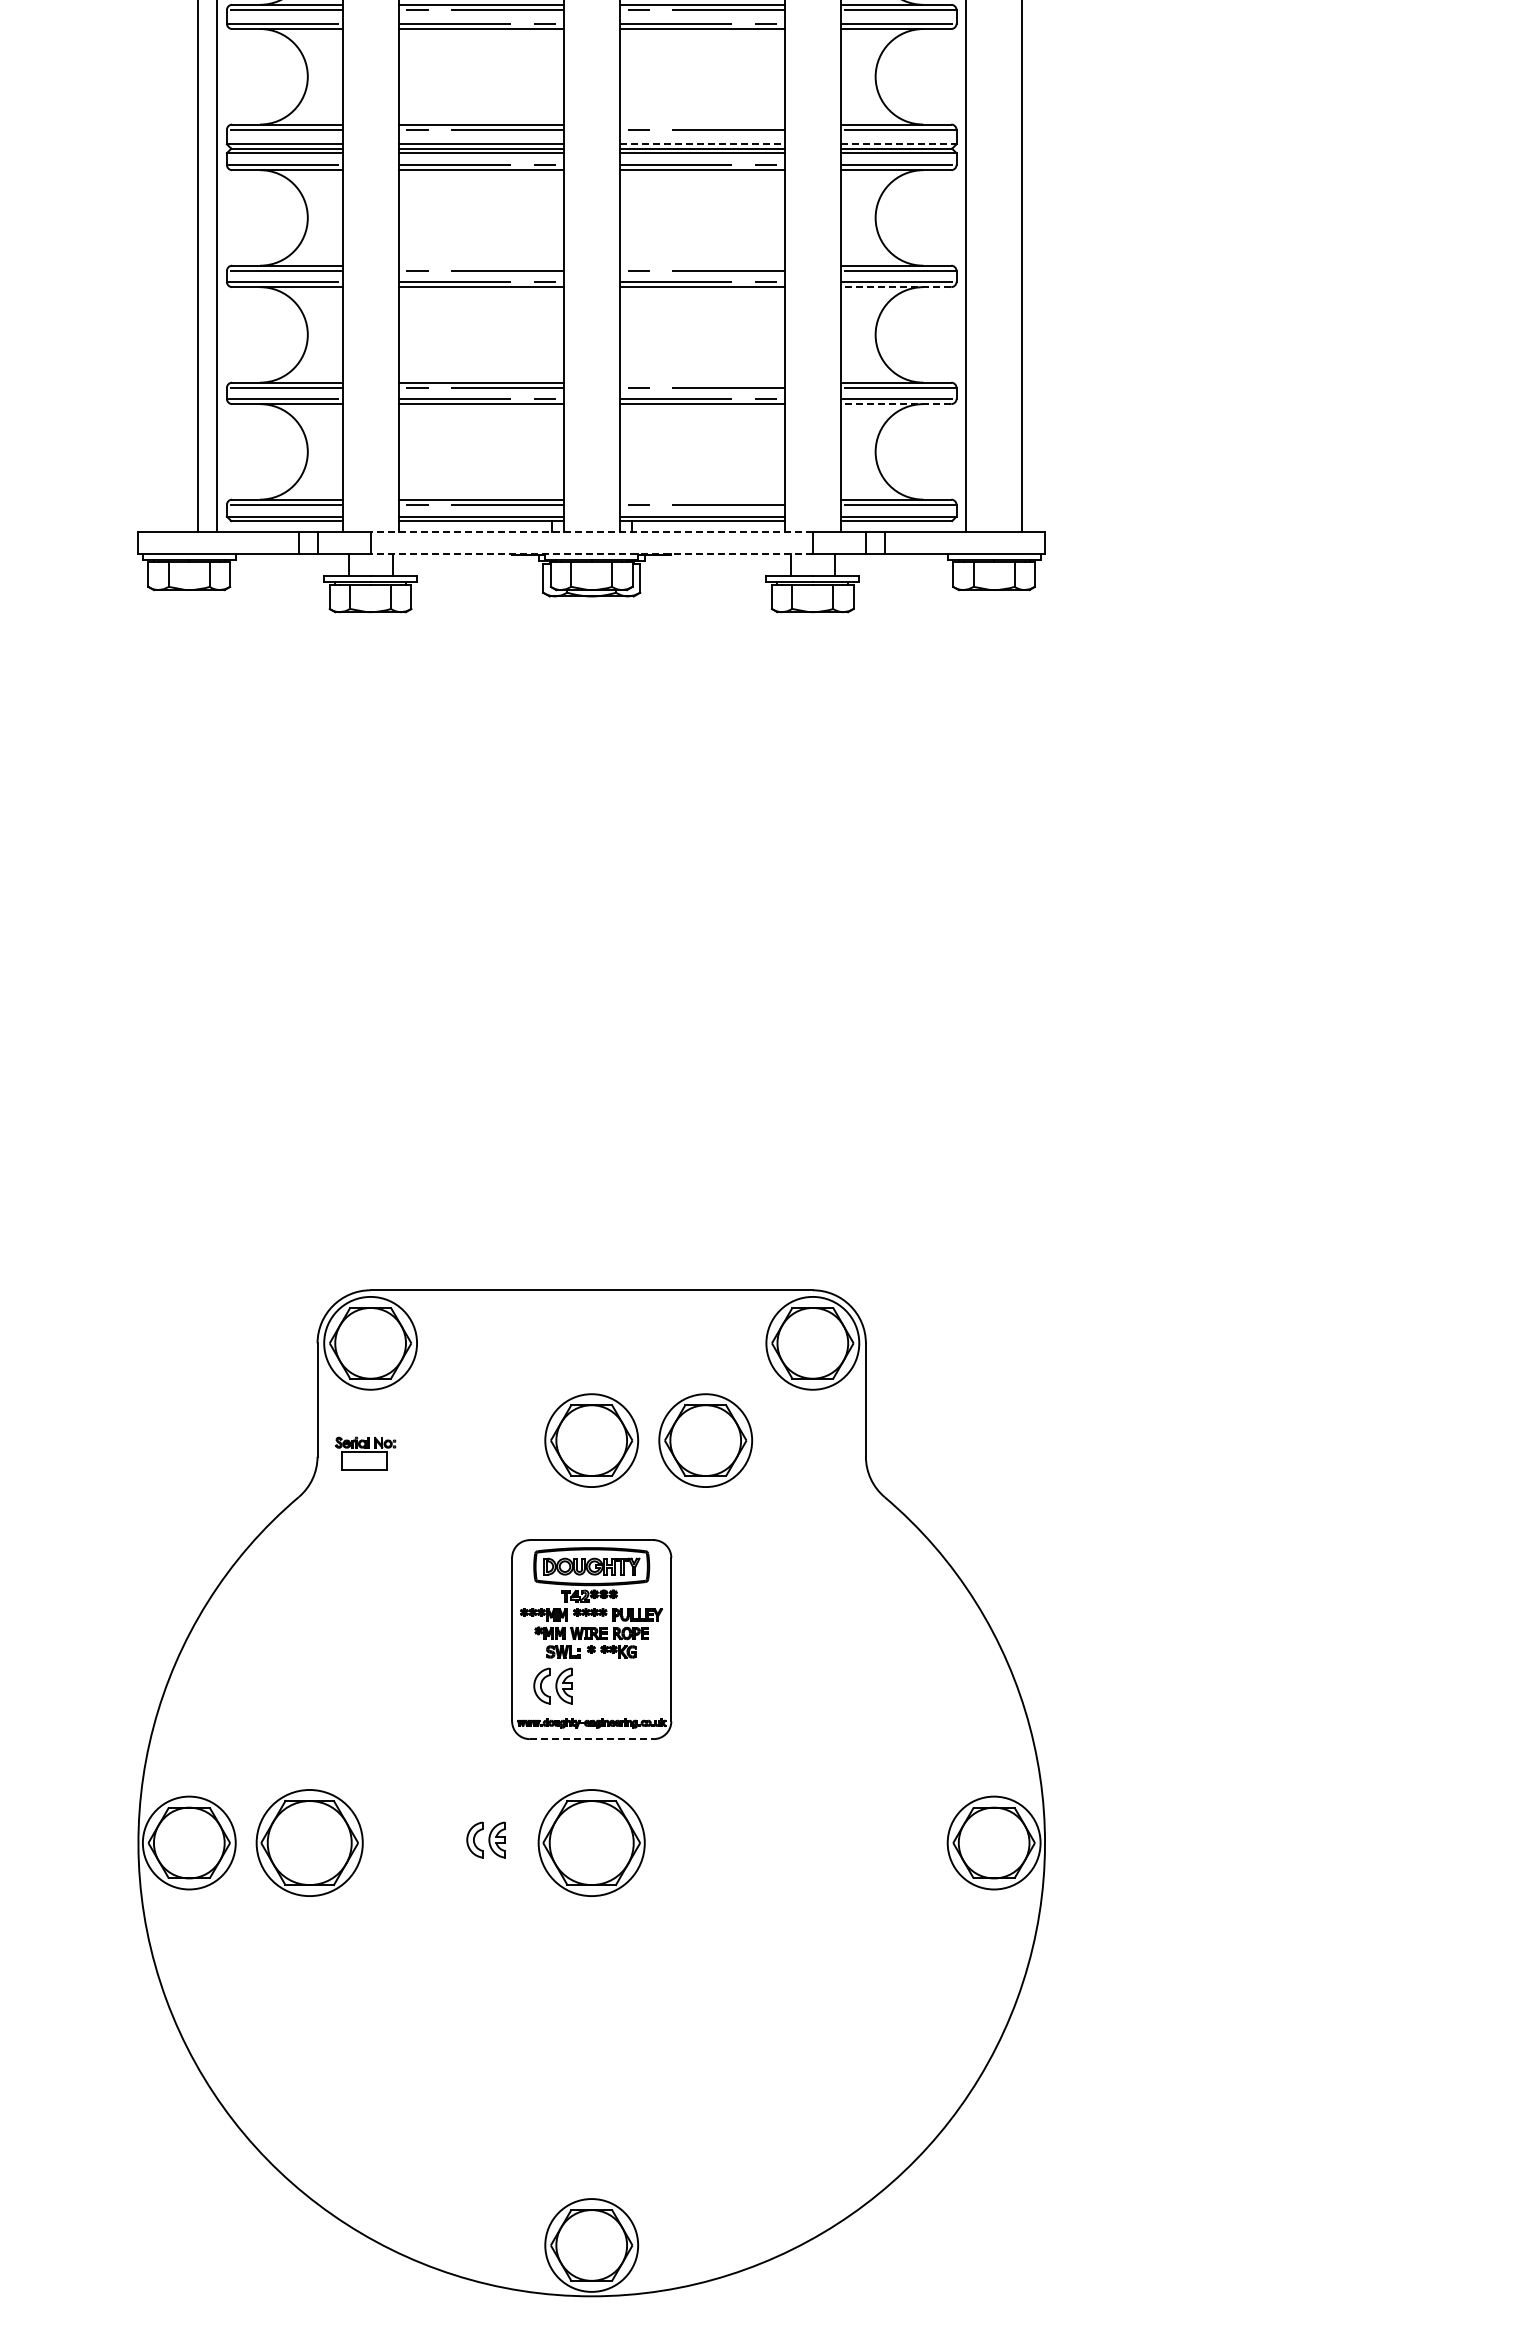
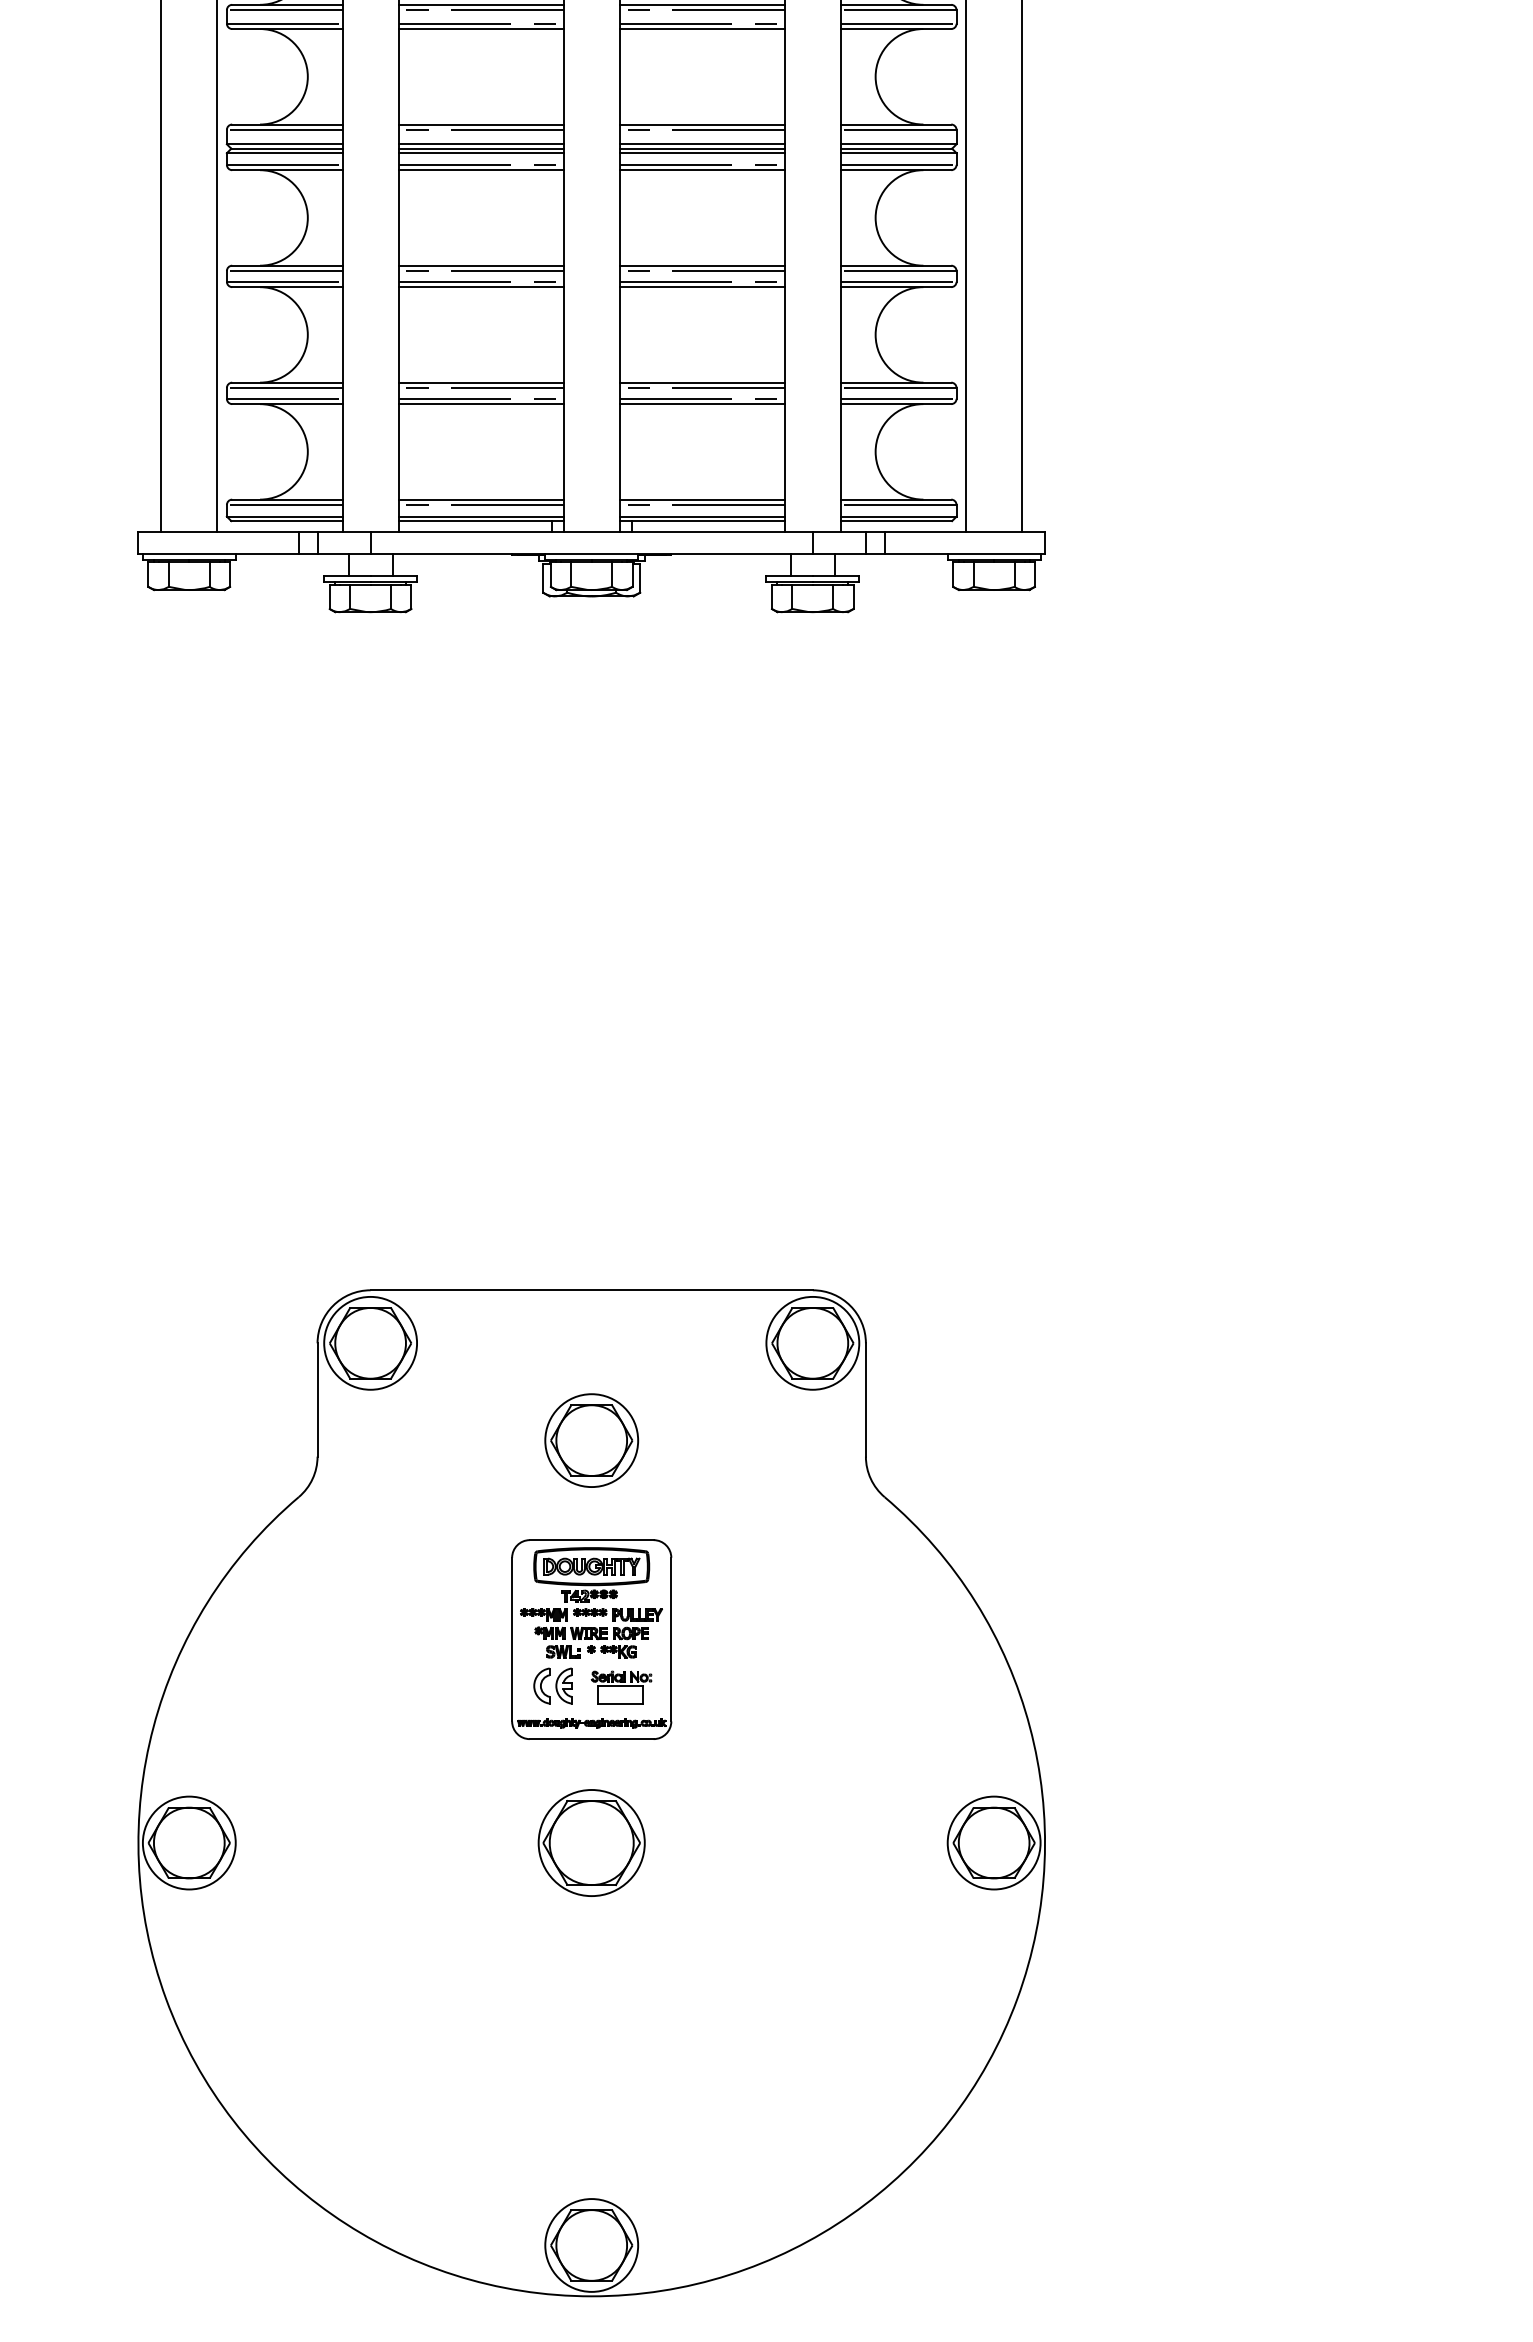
line: none -> present (701, 124)
line: dashed -> solid (702, 144)
line: dashed -> solid (898, 144)
line: none -> present (480, 265)
line: none -> present (701, 265)
line position: (198, 267) -> (161, 267) (161, 267)
line: dashed -> solid (895, 287)
line: none -> present (701, 382)
line: dashed -> solid (895, 404)
line: none -> present (701, 499)
line: dashed -> solid (591, 532)
line: dashed -> solid (591, 554)
part: present -> none (705, 1440)
part position: (365, 1453) -> (621, 1687) (621, 1687)
line: dashed -> solid (591, 1739)
part: present -> none (485, 1839)
part: present -> none (309, 1842)
